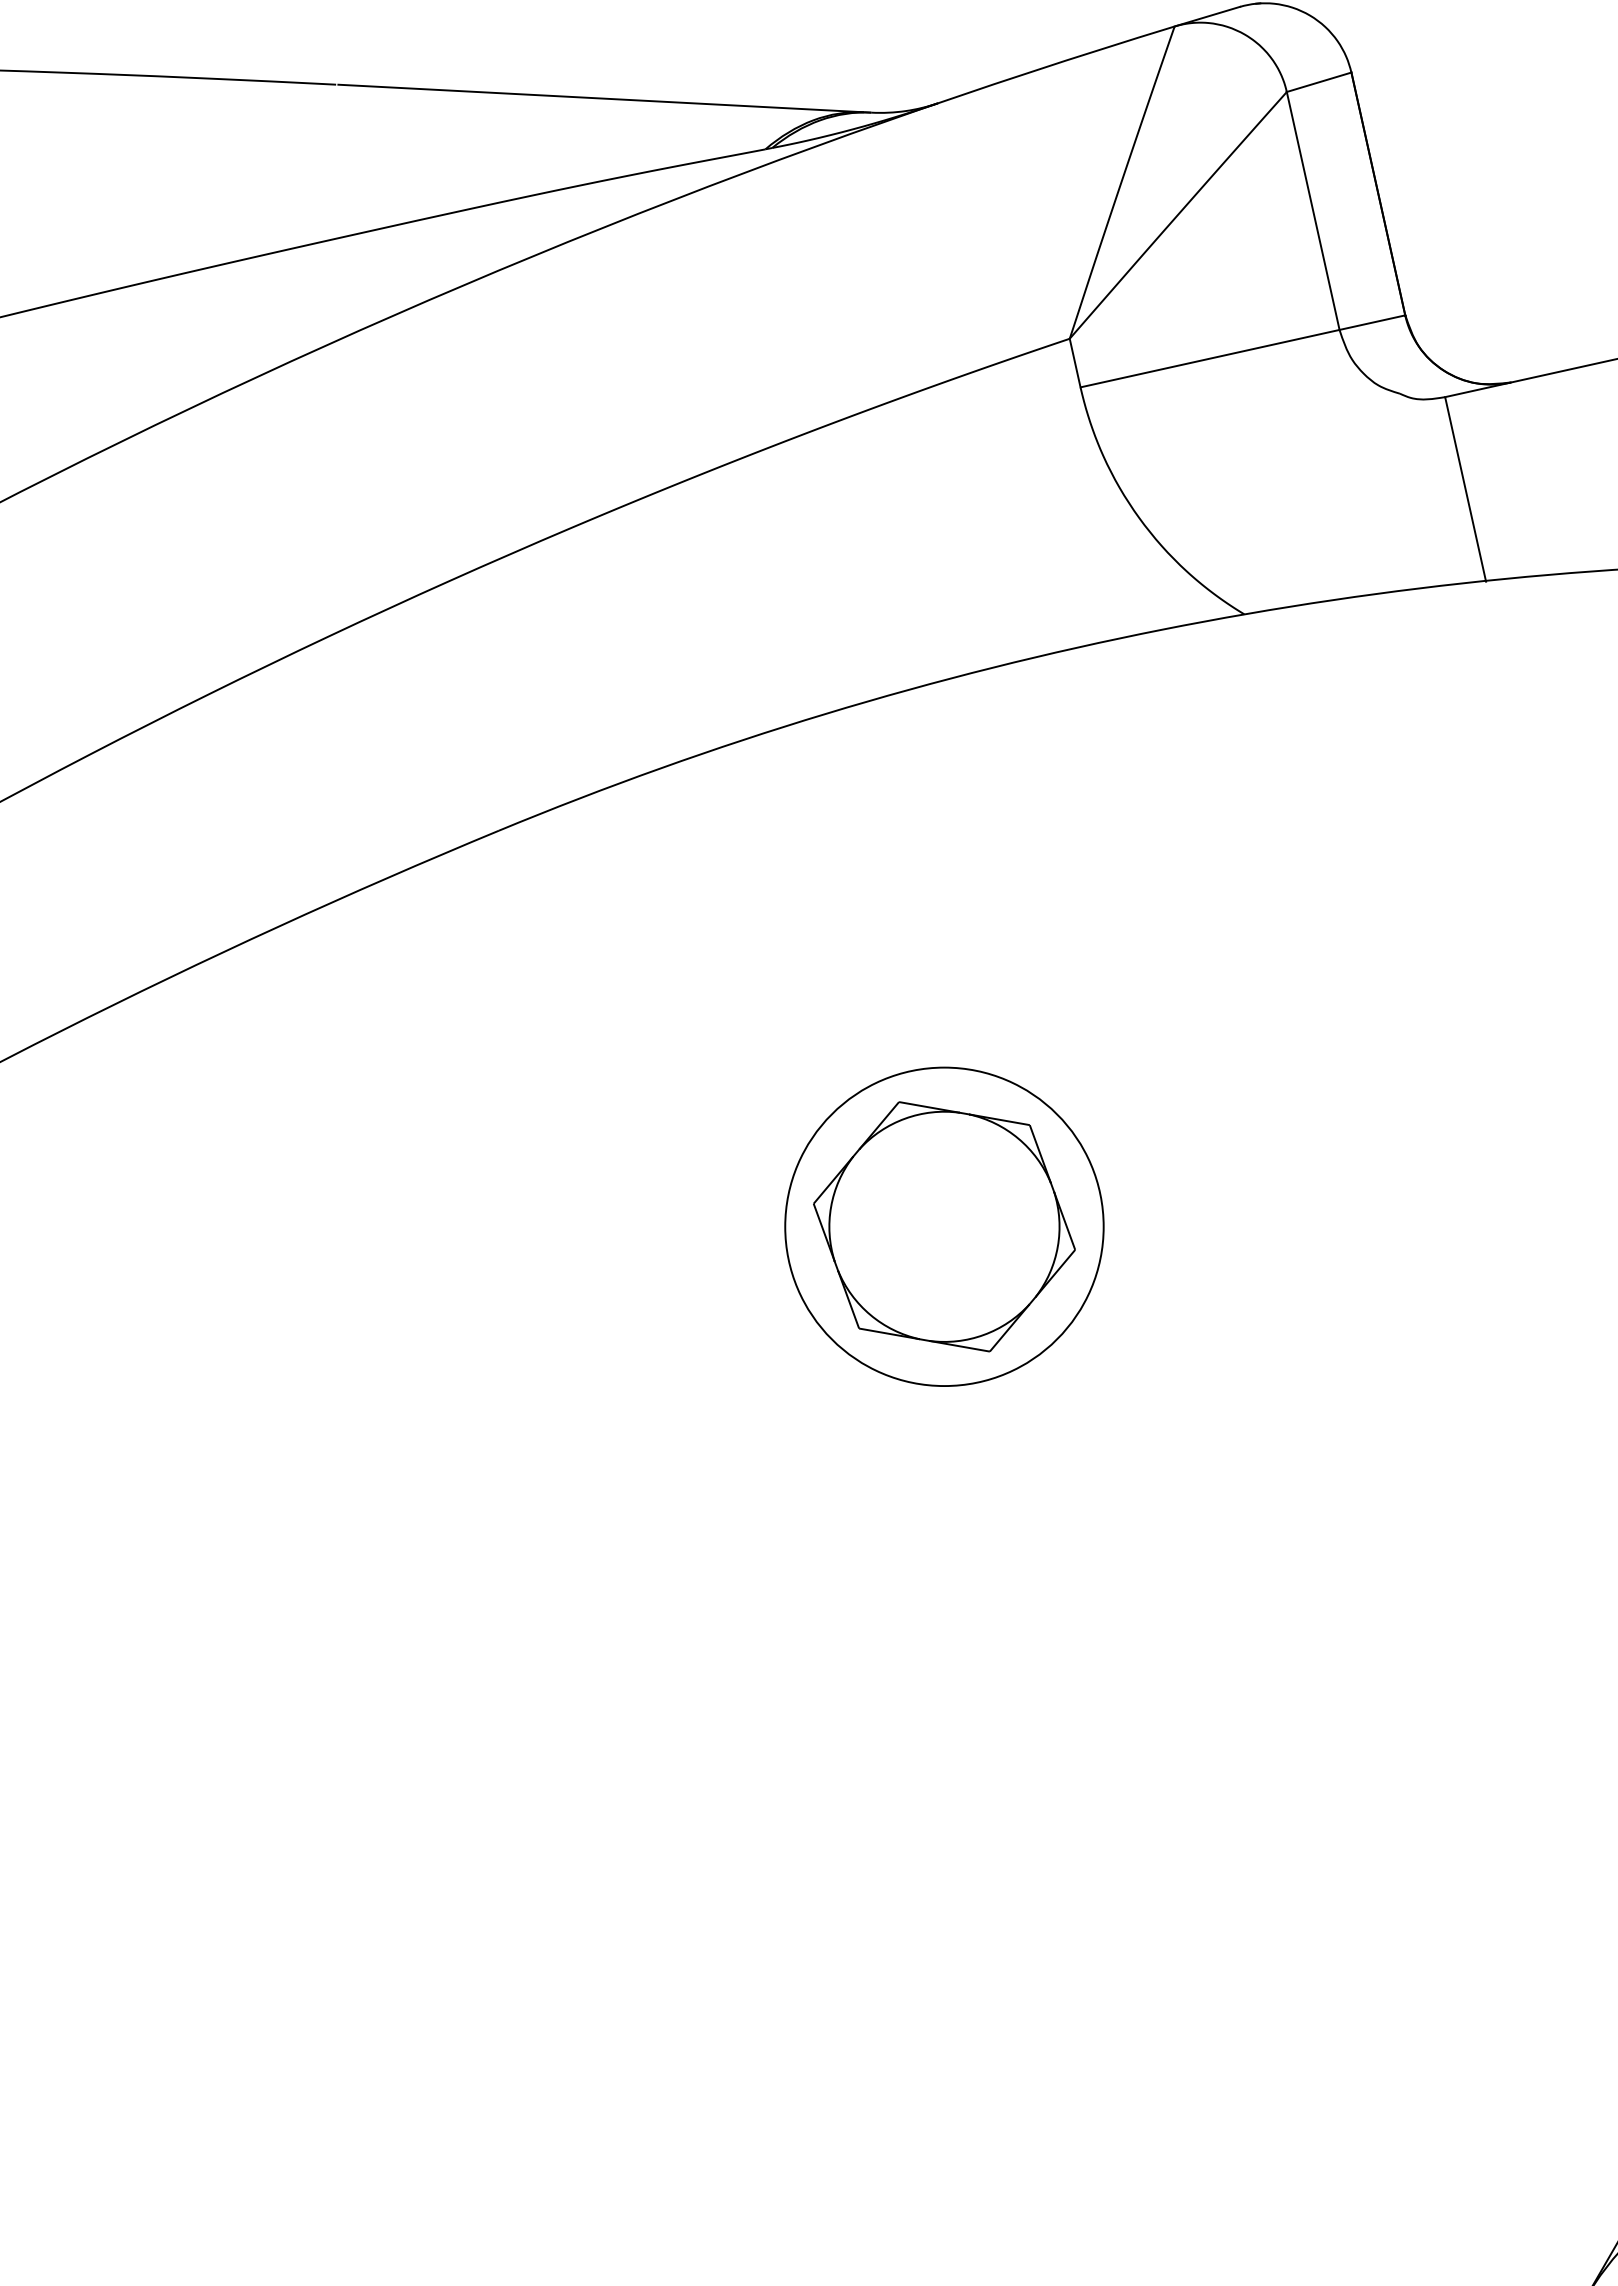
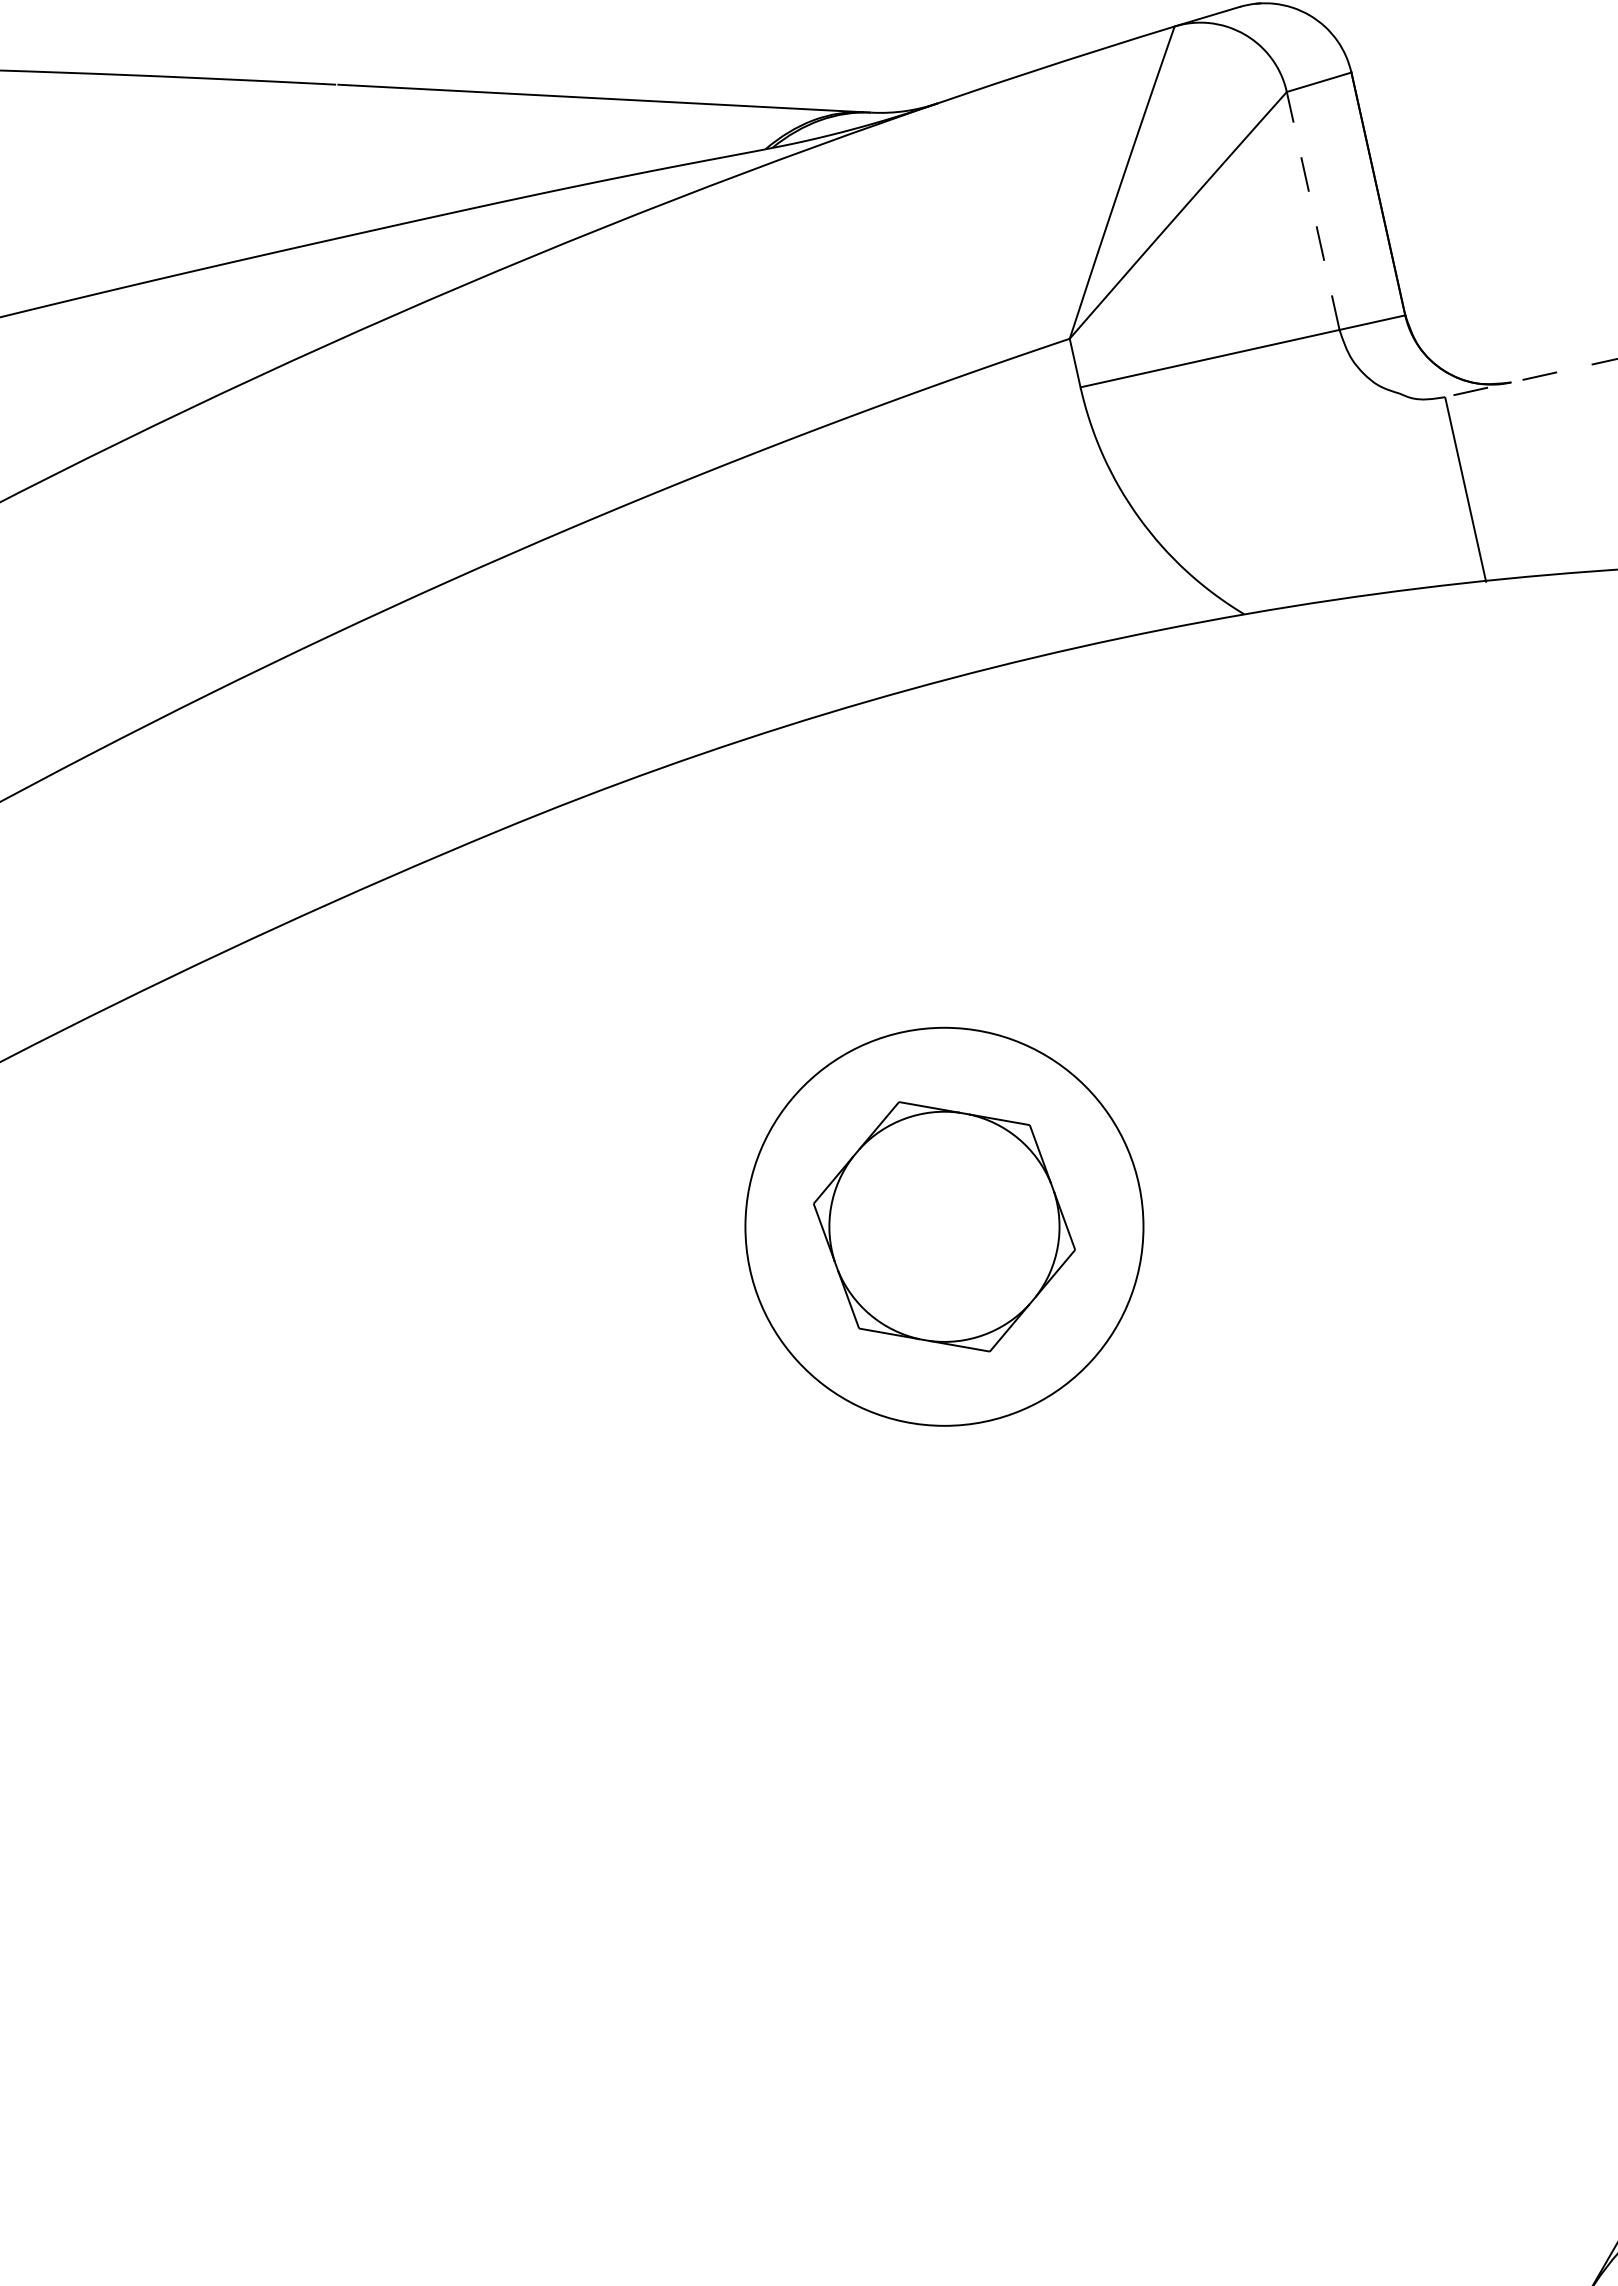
line: solid -> dashed (1313, 210)
line: solid -> dashed (1531, 378)
circle diameter: 318 px -> 398 px (944, 1226)
